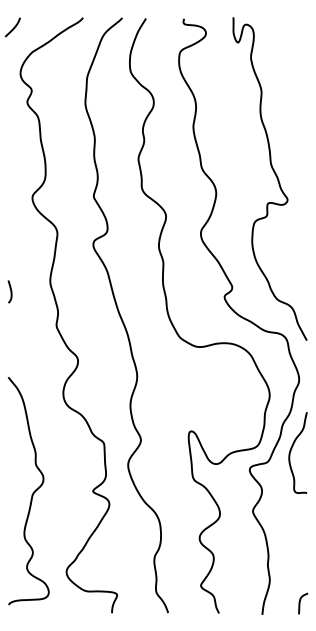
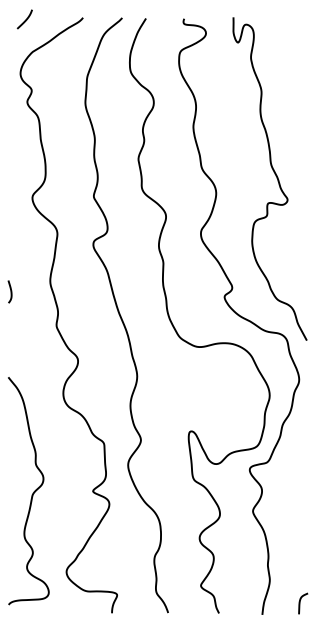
curve position: (13, 27) -> (25, 19) (25, 19)
curve: present -> none (291, 451)
